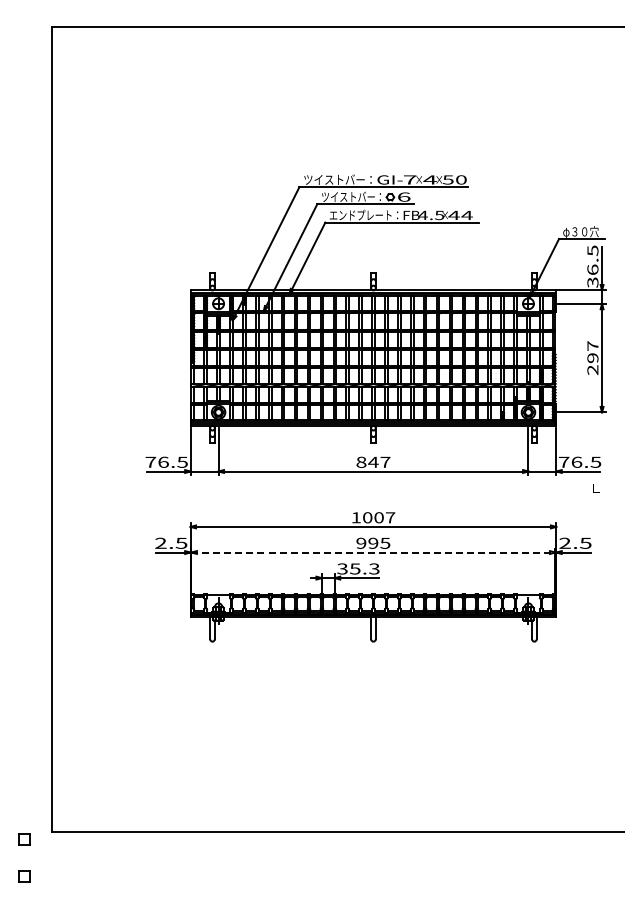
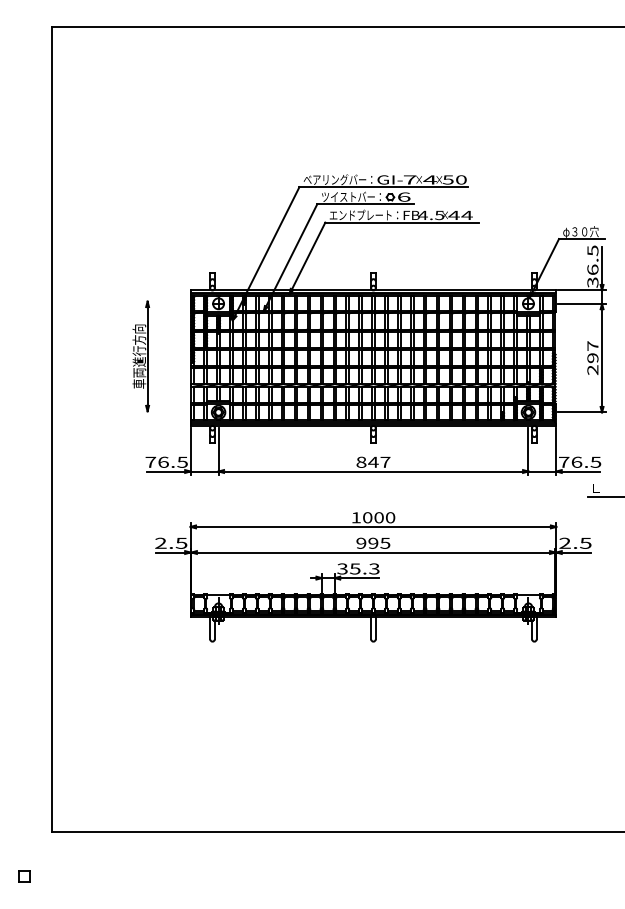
text: ツイストバー： -> ベアリングバー： (337, 179)
part: none -> present (140, 356)
line: none -> present (604, 497)
text: 1007 -> 1000 (390, 517)
line: dashed -> solid (373, 552)
part: present -> none (24, 839)
